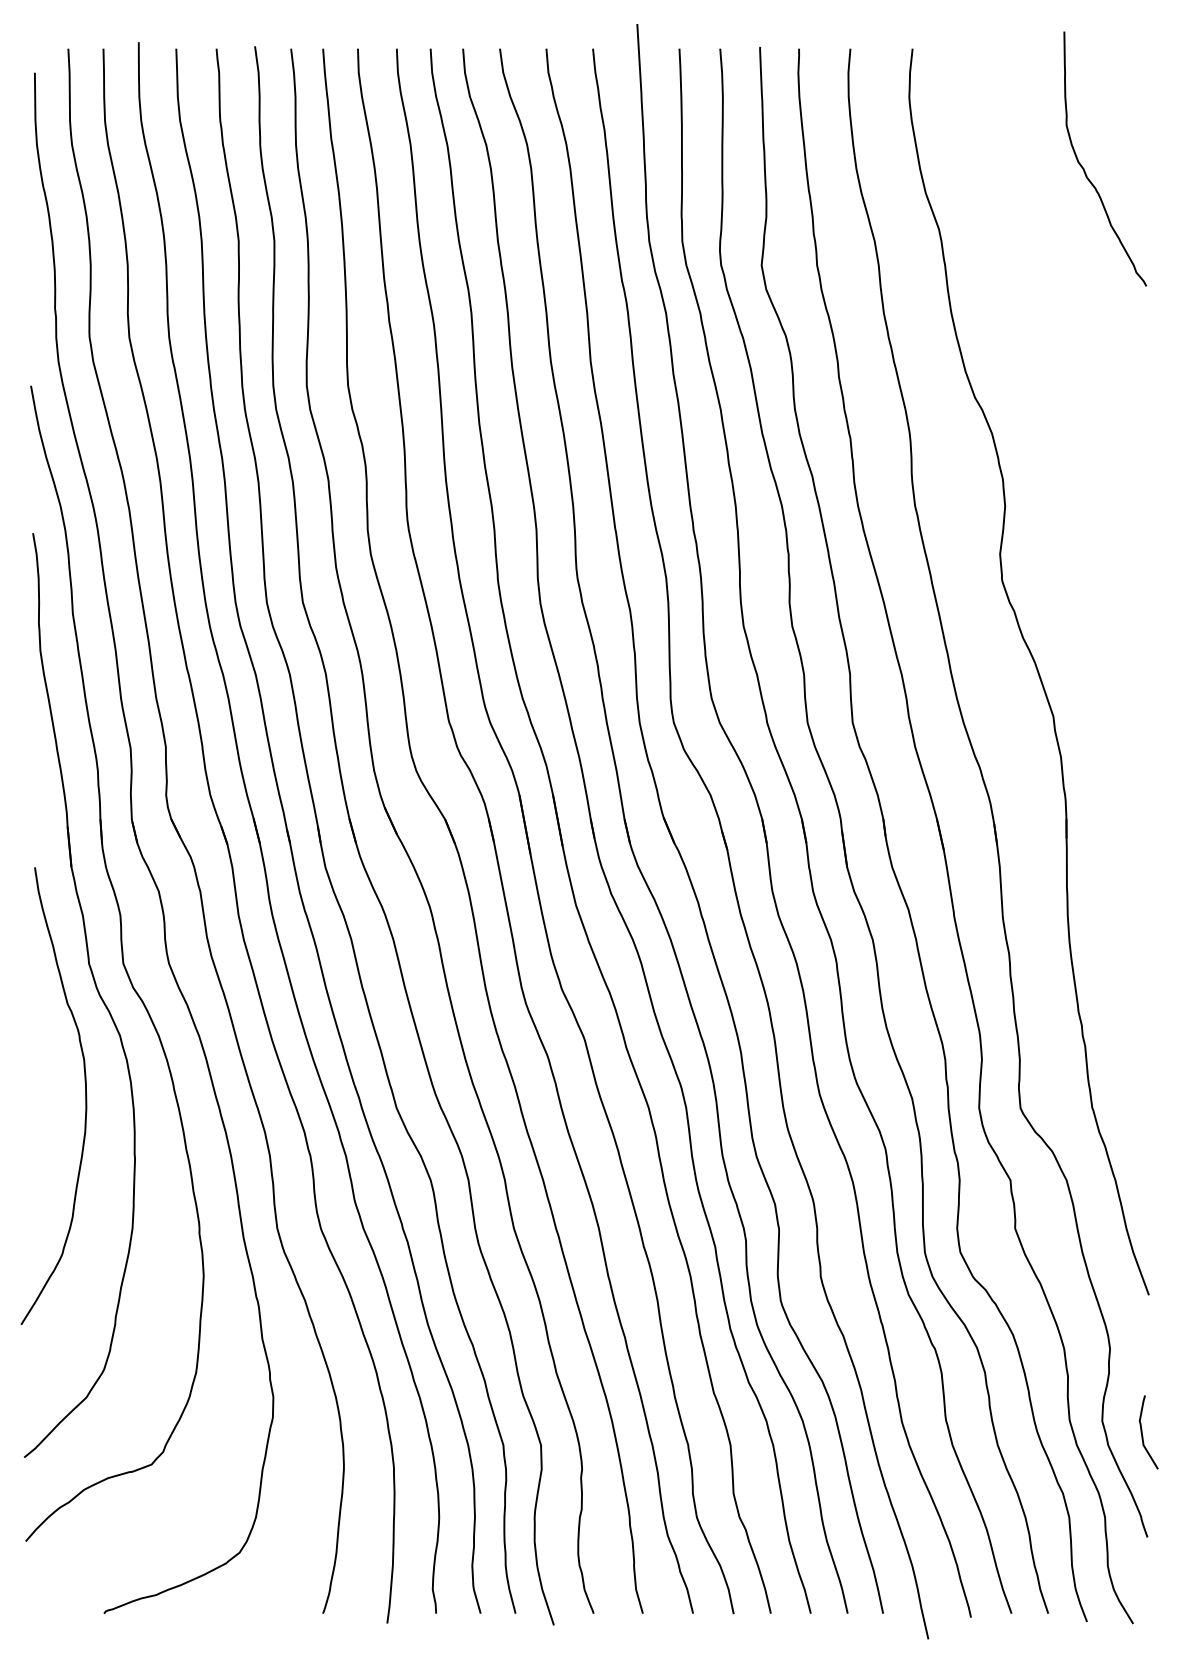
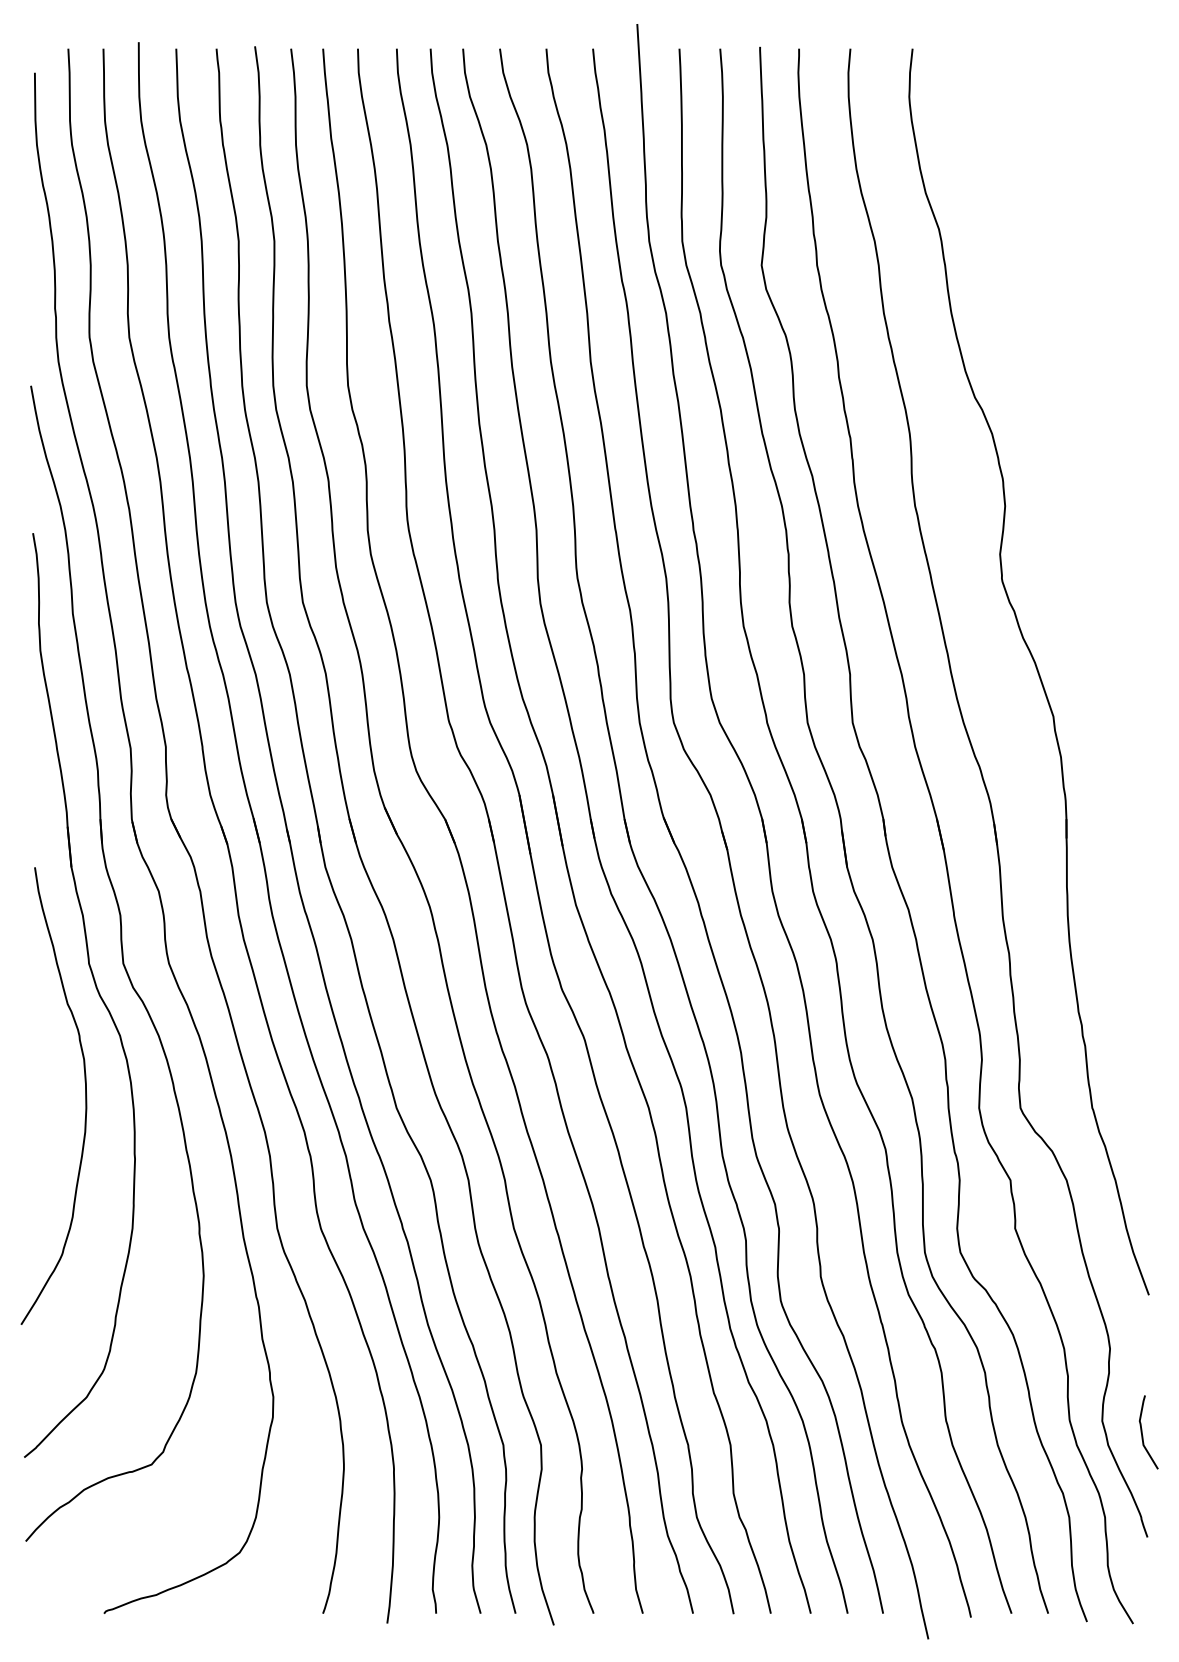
curve: present -> none (1084, 168)
